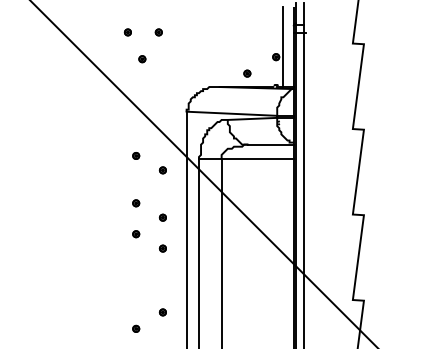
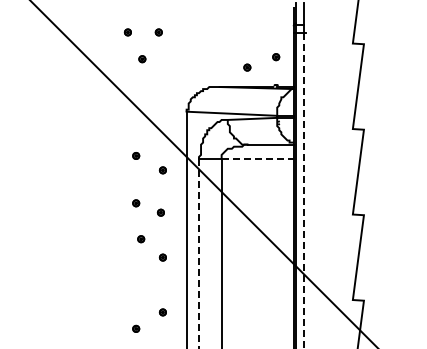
line: present -> none (283, 46)
part position: (247, 73) -> (247, 67) (247, 67)
line: solid -> dashed (258, 159)
line: solid -> dashed (303, 191)
part position: (162, 217) -> (160, 212) (160, 212)
part position: (136, 234) -> (141, 239) (141, 239)
part position: (162, 248) -> (162, 257) (162, 257)
line: solid -> dashed (198, 254)
